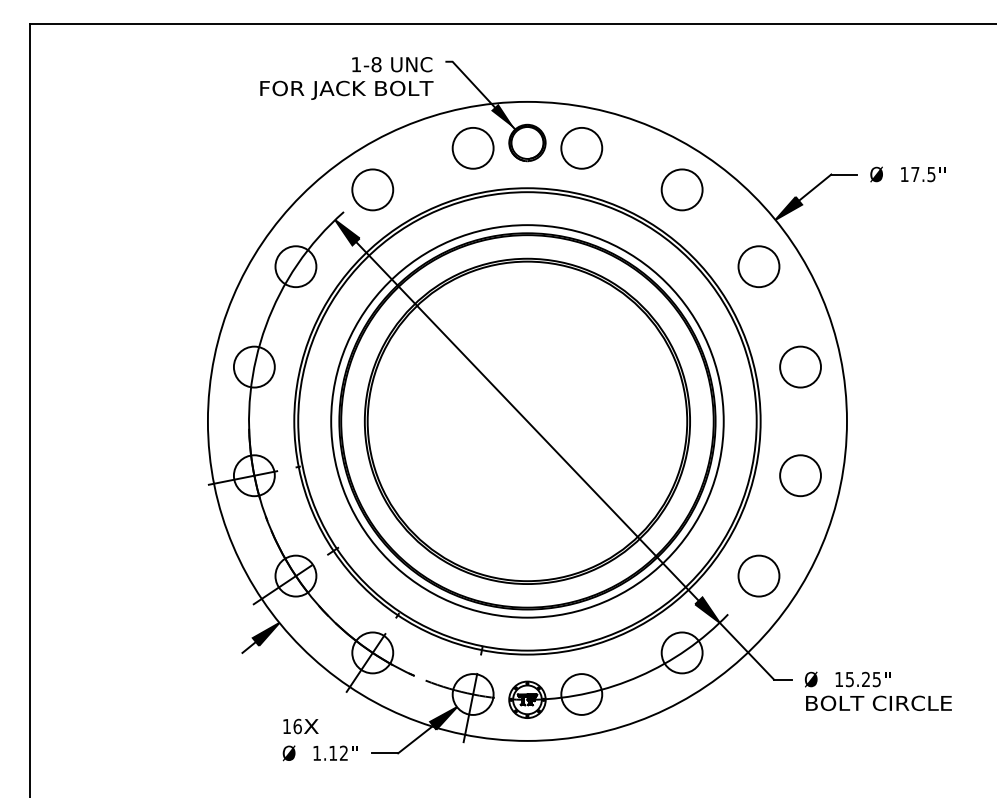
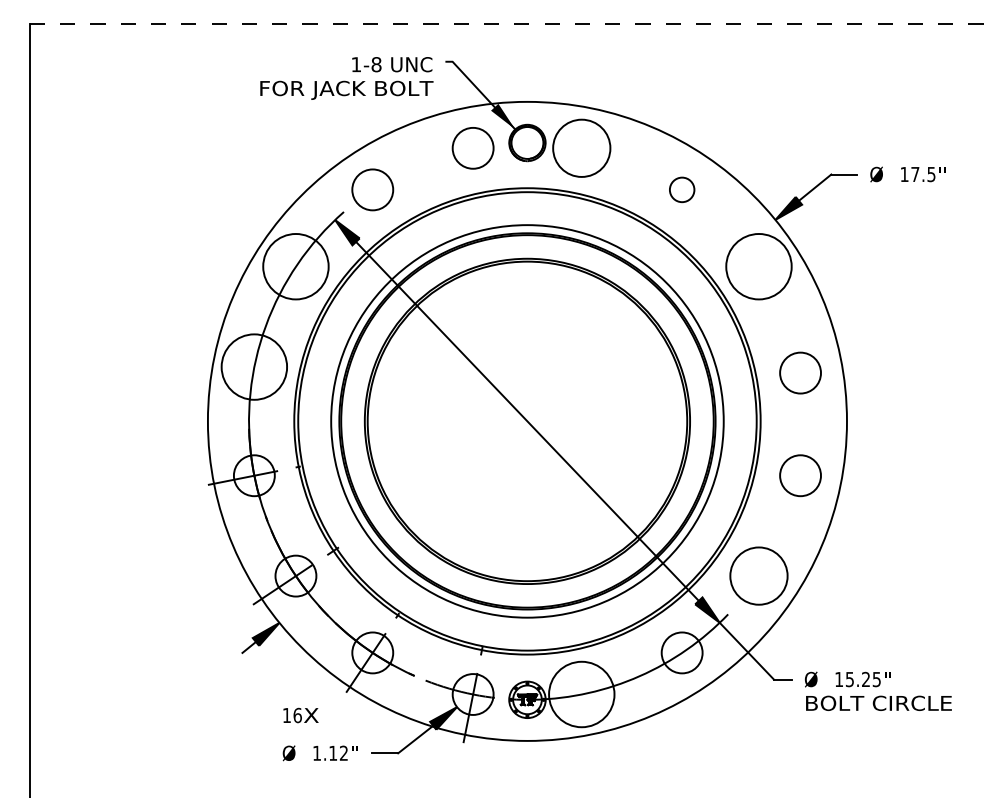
line: solid -> dashed (513, 24)
circle diameter: 41 px -> 57 px (581, 147)
circle diameter: 41 px -> 25 px (681, 189)
circle diameter: 41 px -> 65 px (295, 266)
circle diameter: 41 px -> 65 px (758, 266)
circle diameter: 41 px -> 65 px (254, 366)
circle position: (800, 366) -> (800, 372) (800, 372)
circle diameter: 41 px -> 57 px (758, 575)
circle diameter: 41 px -> 65 px (581, 694)
text position: (300, 726) -> (300, 715) (300, 715)
